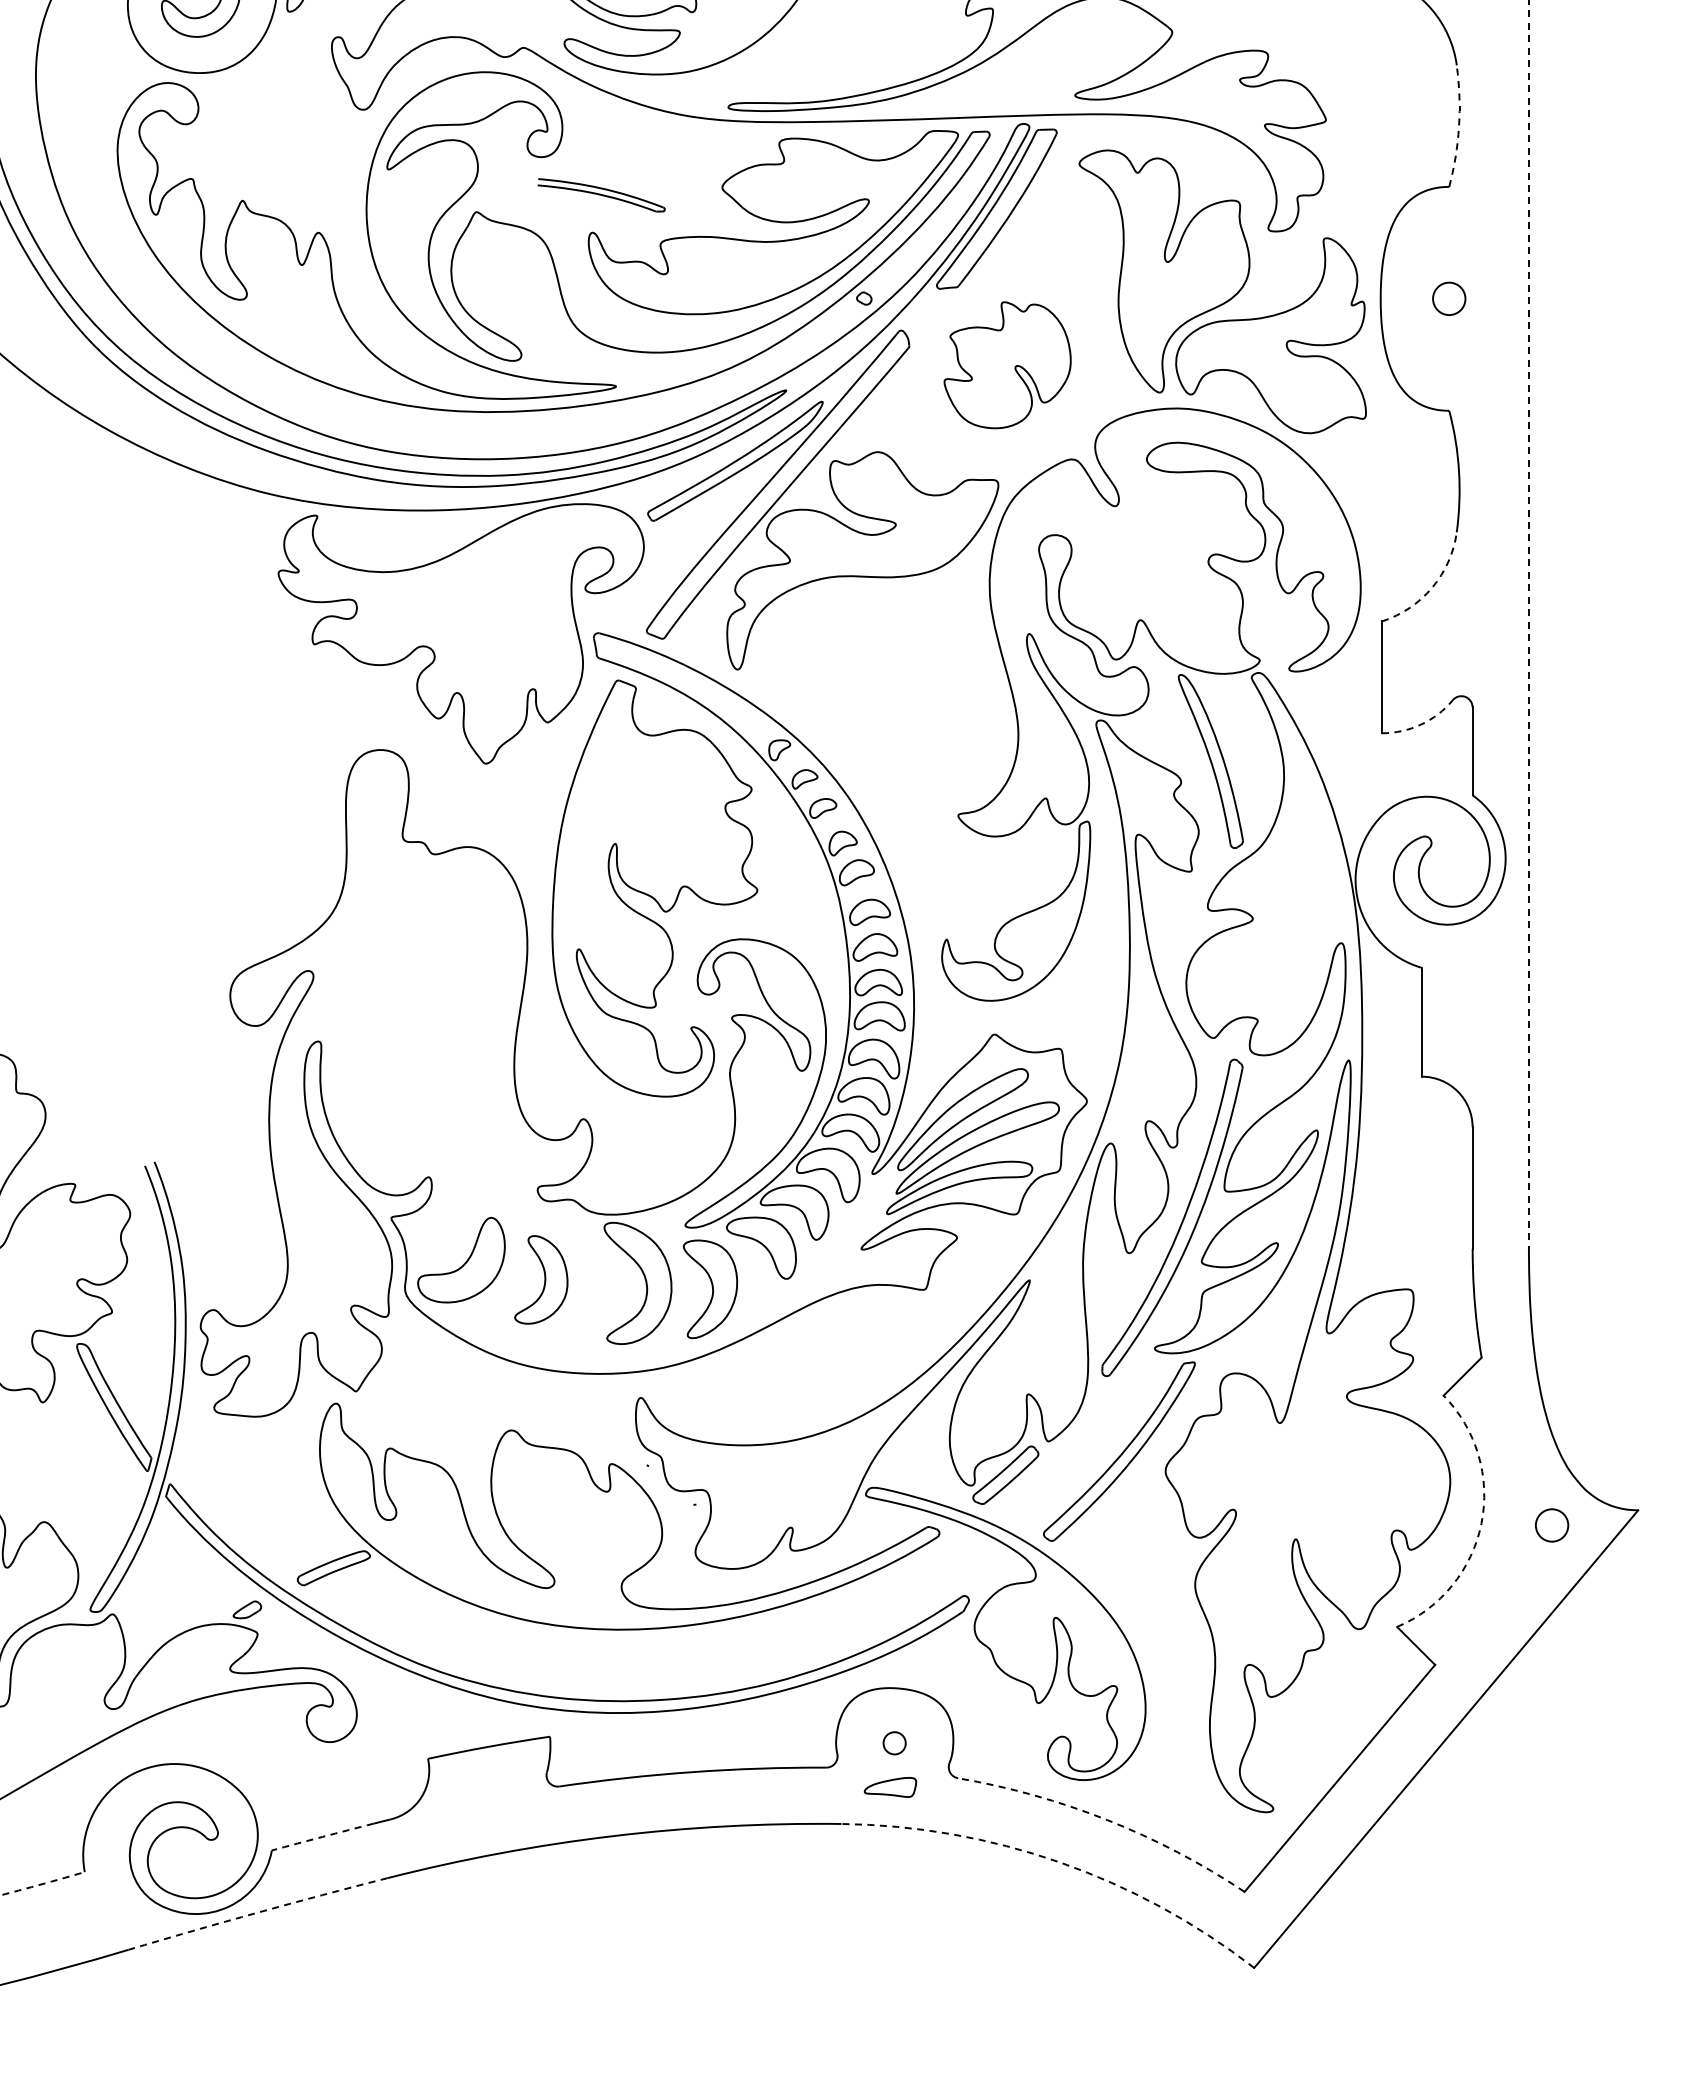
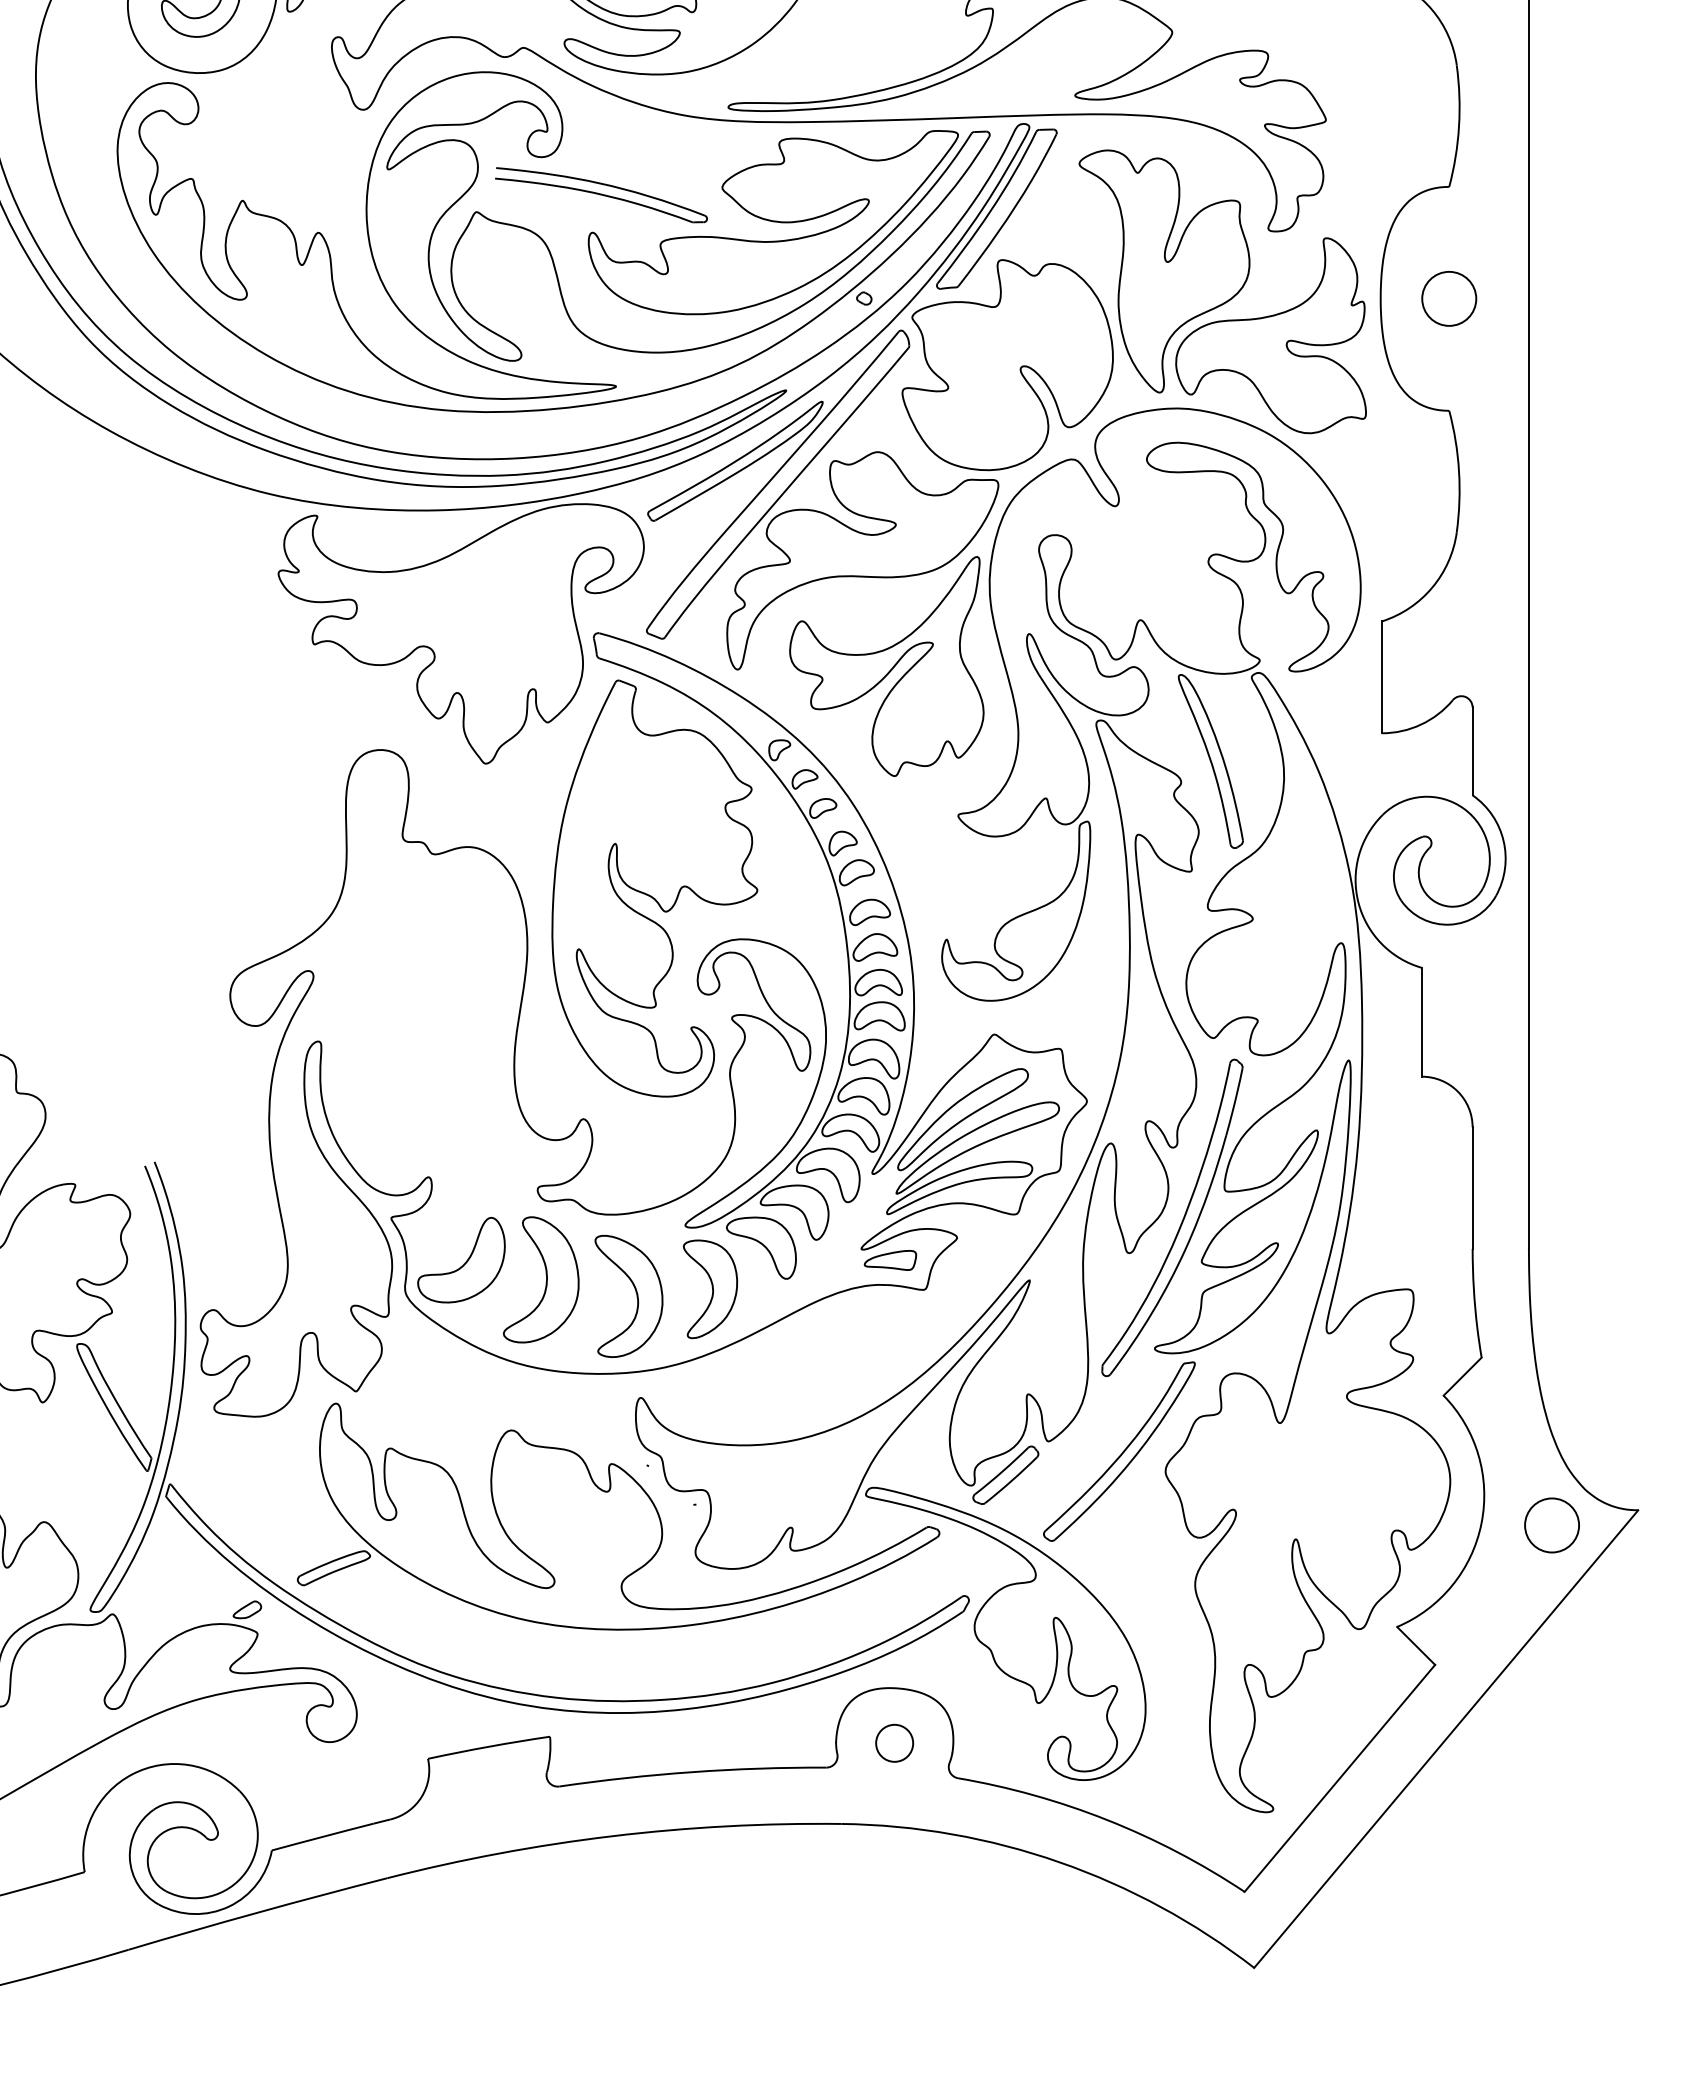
arc: dashed -> solid (1459, 126)
part size: 129x35 px -> 213x57 px (601, 195)
circle diameter: 32 px -> 54 px (1449, 298)
part size: 129x129 px -> 213x213 px (1007, 365)
arc: dashed -> solid (1432, 587)
line: dashed -> solid (1528, 625)
part: none -> present (886, 666)
arc: dashed -> solid (1421, 724)
part size: 55x90 px -> 77x128 px (541, 1279)
part position: (644, 1279) -> (635, 1292) (635, 1292)
arc: dashed -> solid (1481, 1523)
circle diameter: 32 px -> 54 px (1552, 1525)
circle diameter: 22 px -> 37 px (894, 1742)
part position: (890, 1787) -> (890, 1260) (890, 1260)
arc: dashed -> solid (1107, 1820)
arc: dashed -> solid (322, 1836)
arc: dashed -> solid (1059, 1862)
arc: dashed -> solid (42, 1884)
arc: dashed -> solid (257, 1912)
